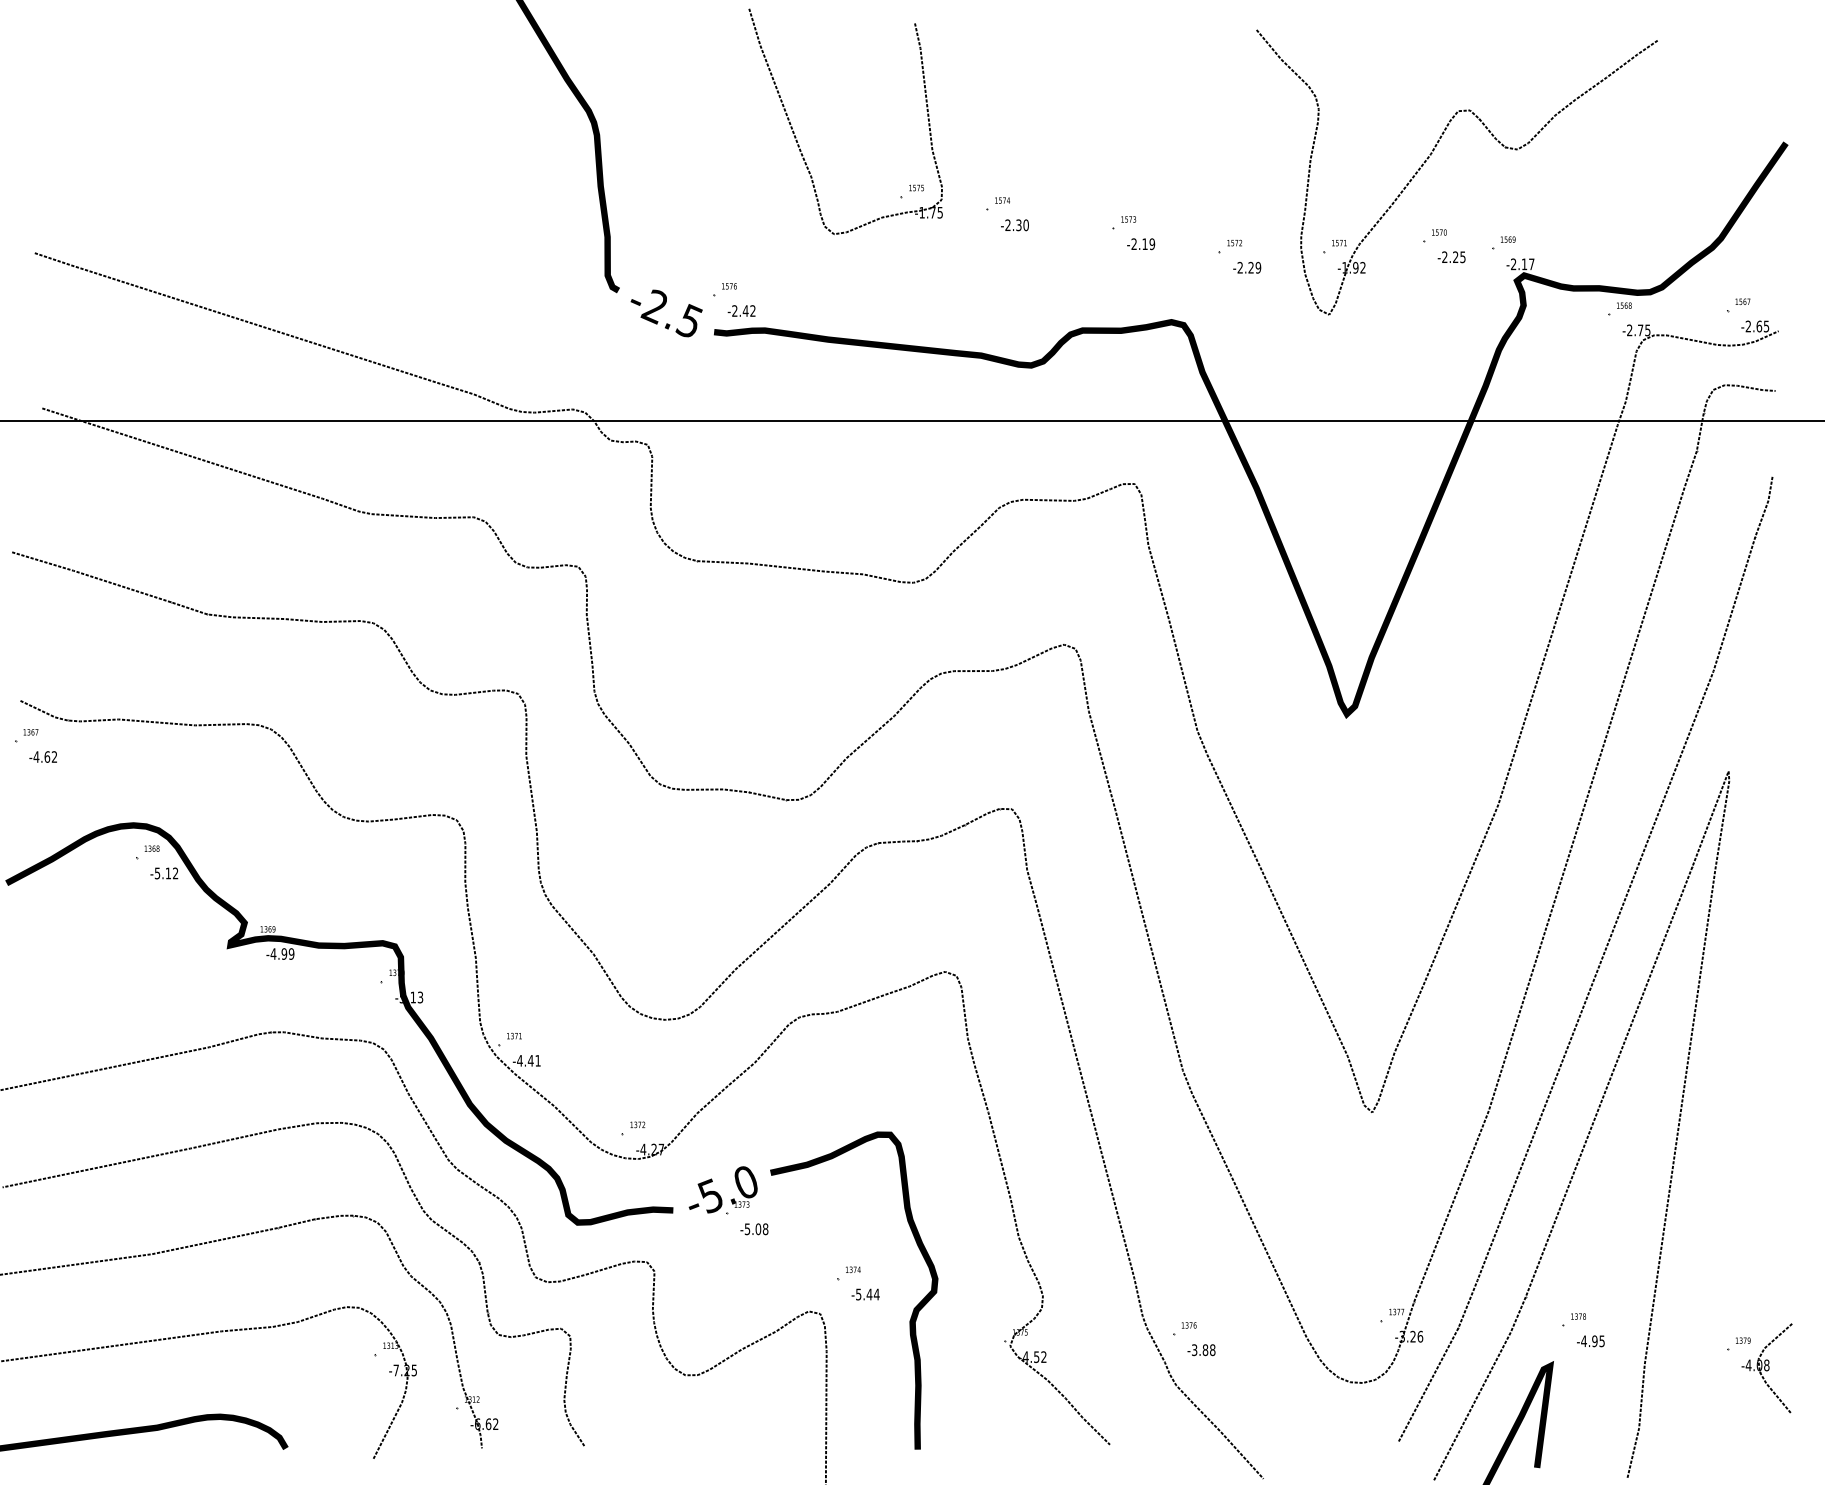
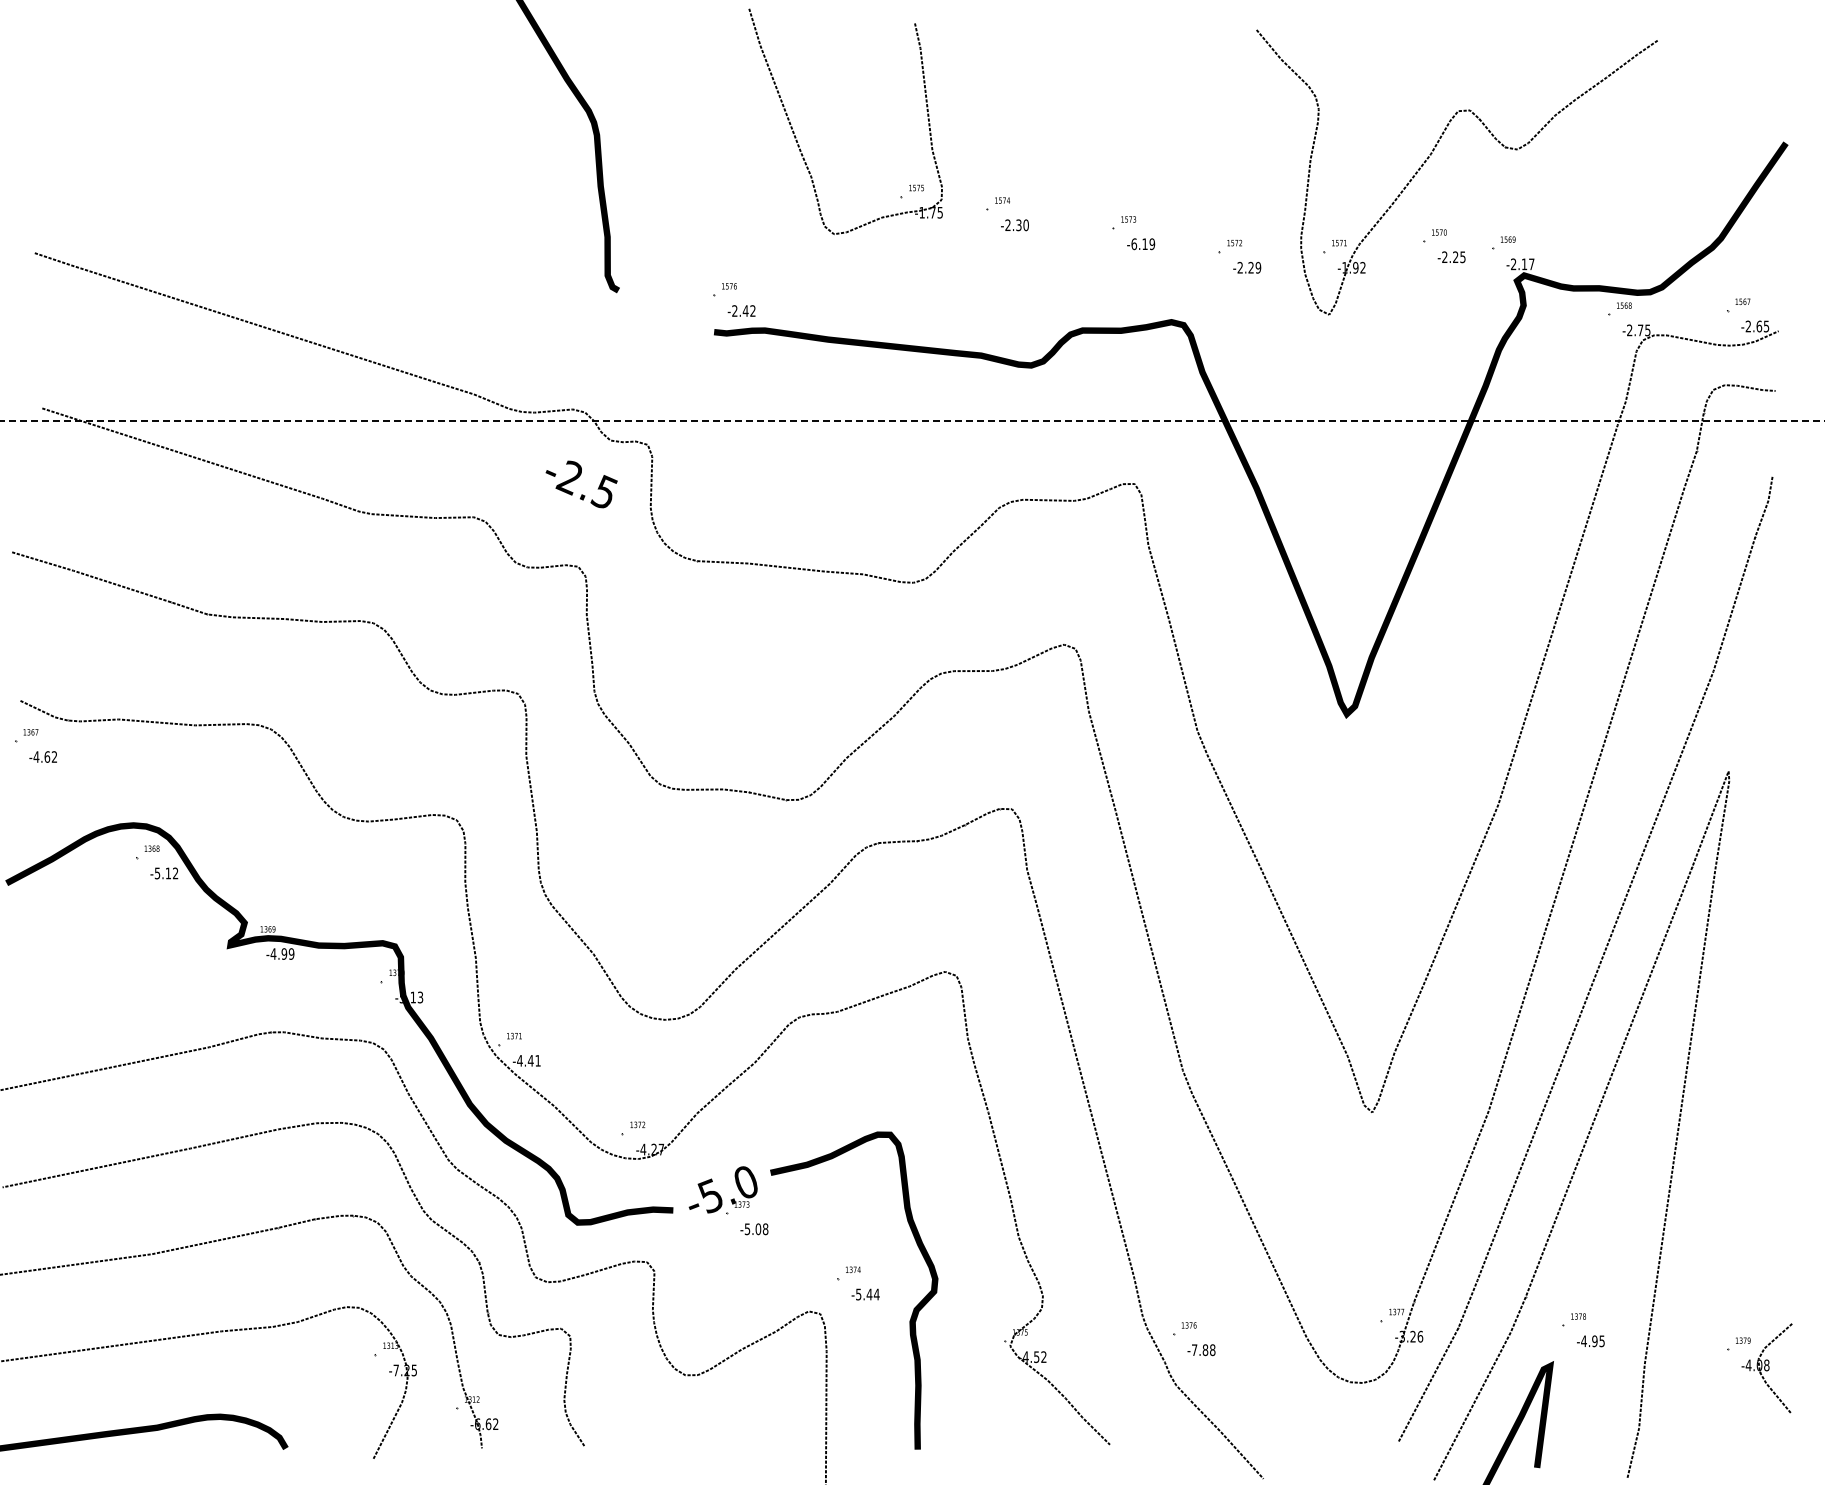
text: -2.19 -> -6.19 (1134, 244)
text position: (666, 313) -> (581, 484) (581, 484)
line: solid -> dashed (913, 420)
text: -3.88 -> -7.88 (1194, 1350)
